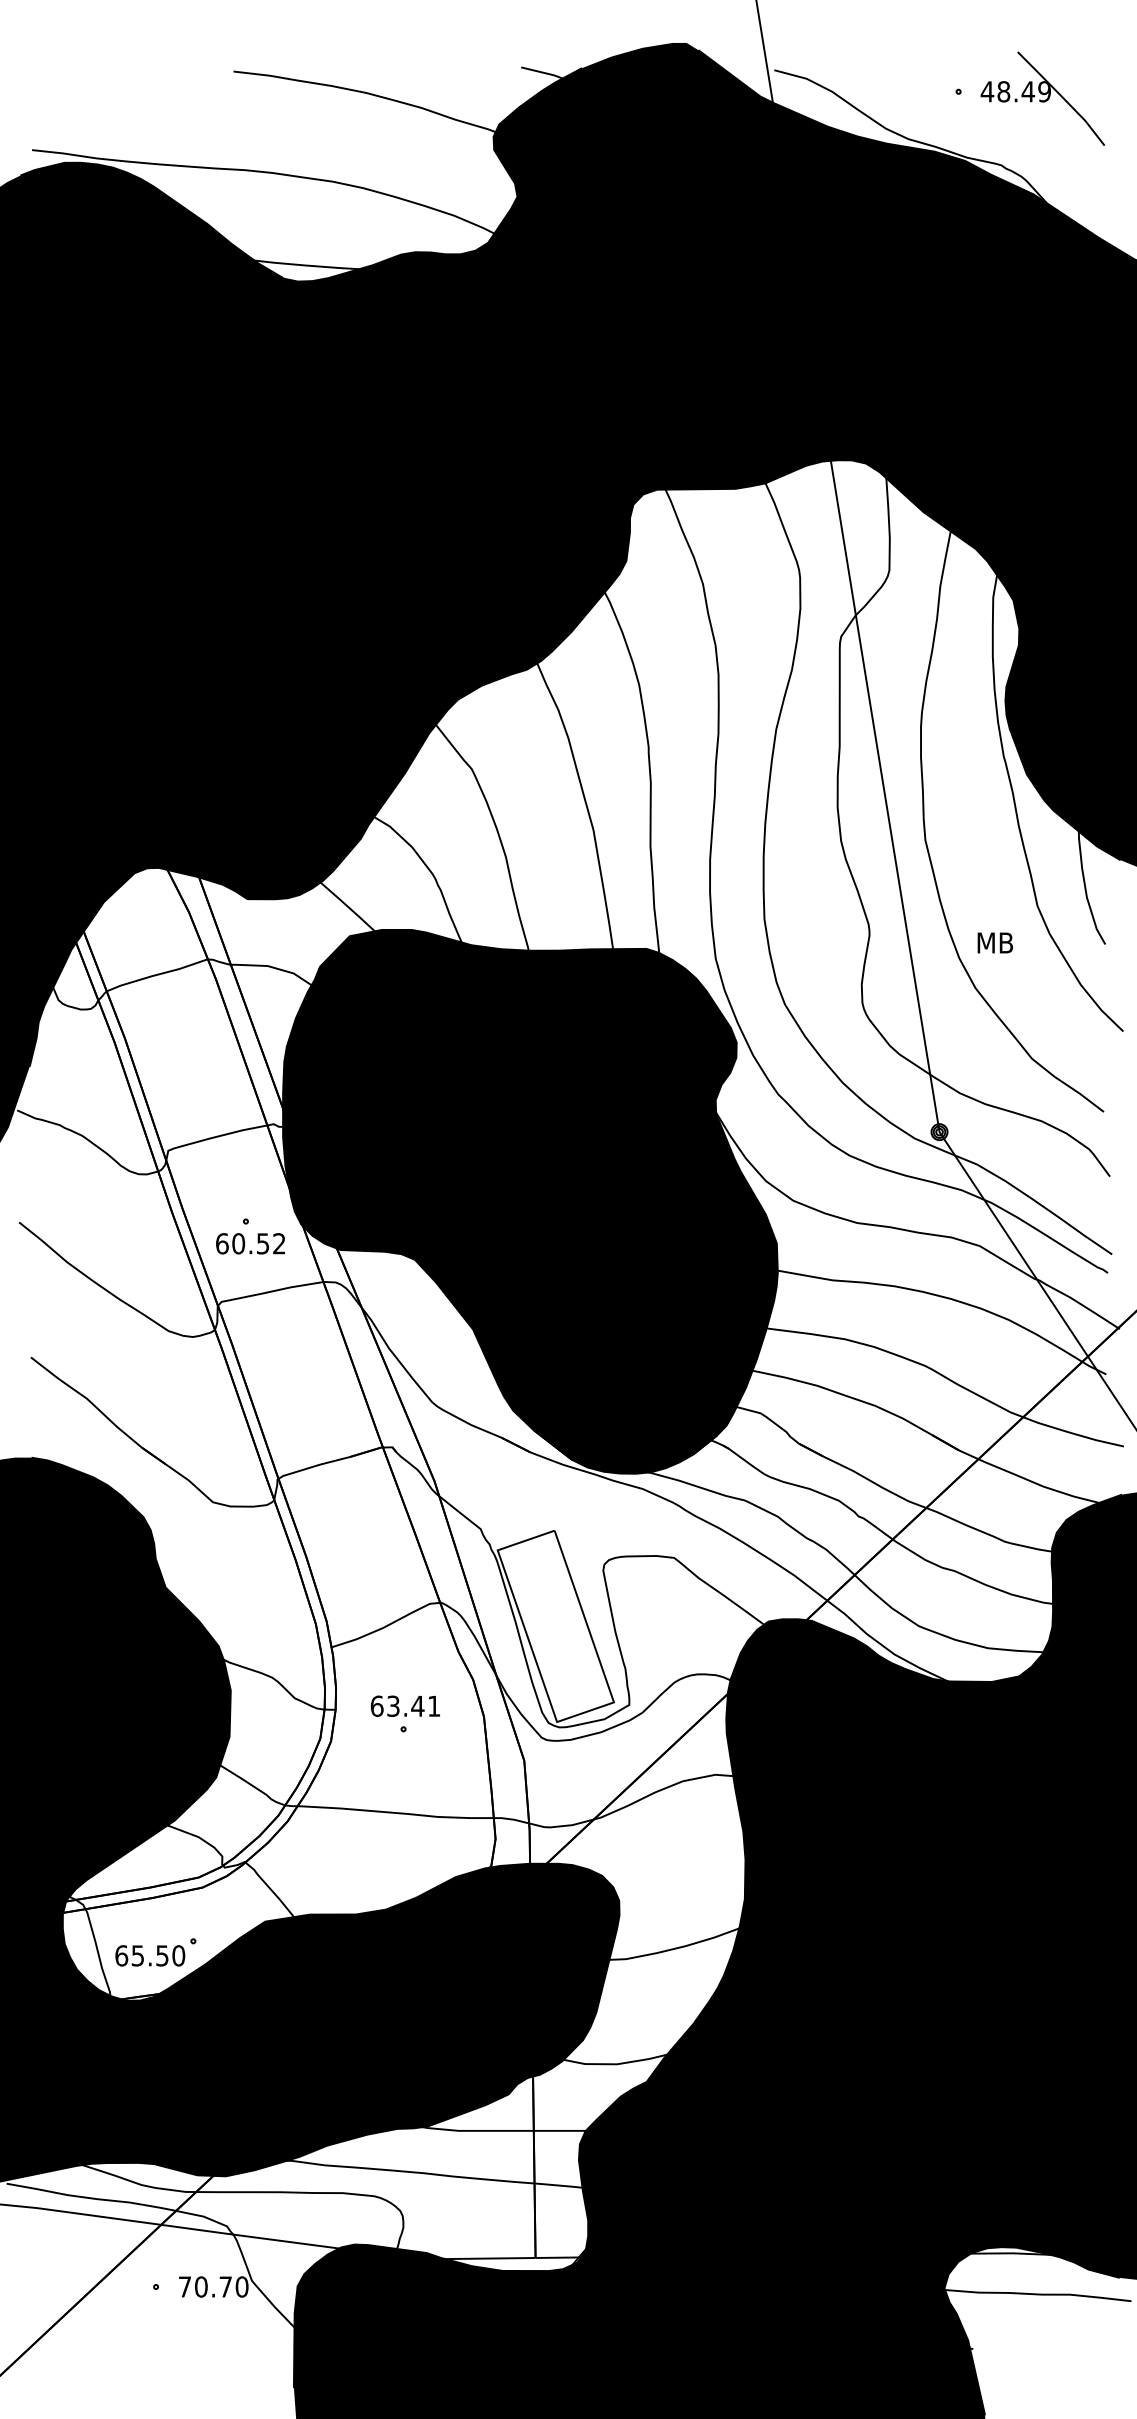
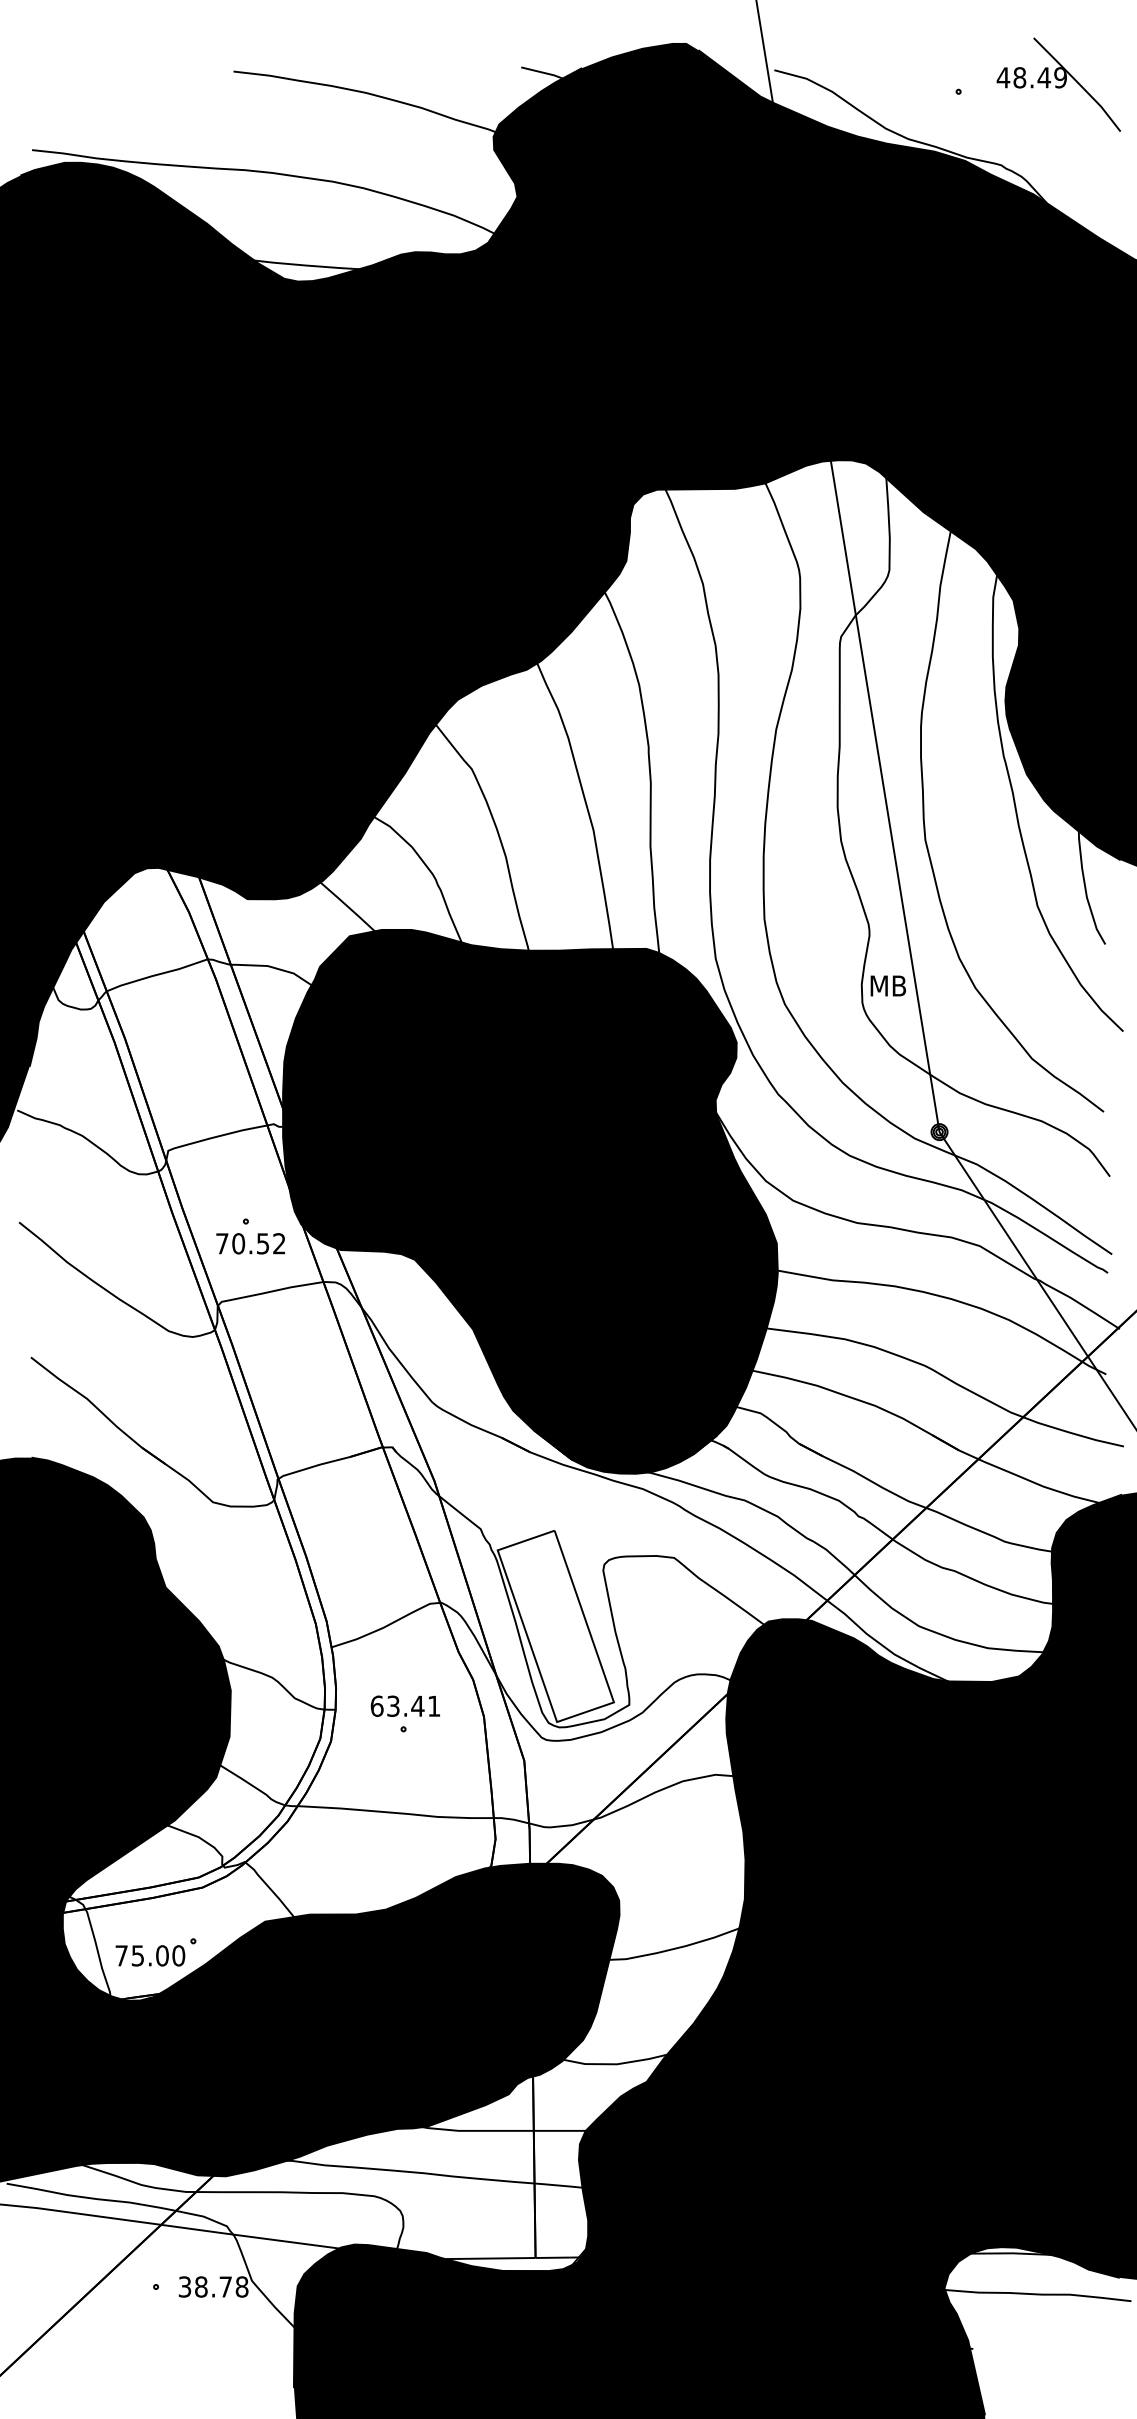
part position: (1042, 98) -> (1058, 84) (1058, 84)
text position: (994, 942) -> (887, 985) (887, 985)
text: 60.52 -> 70.52 (222, 1243)
text: 65.50 -> 75.00 (141, 1955)
text: 70.70 -> 38.78 (213, 2286)
